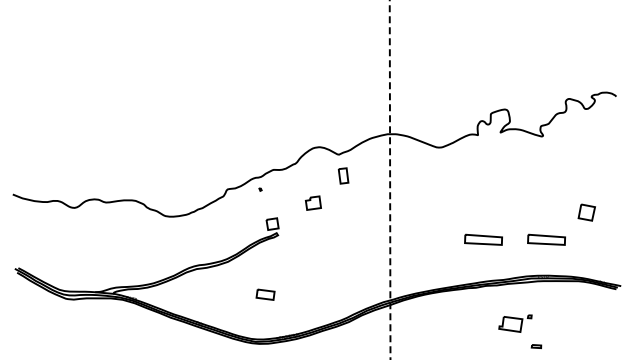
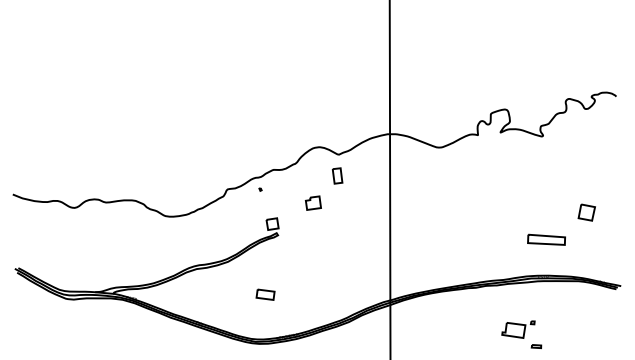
part position: (343, 175) -> (337, 175) (337, 175)
line: dashed -> solid (390, 179)
part: present -> none (483, 239)
part position: (515, 323) -> (518, 329) (518, 329)
